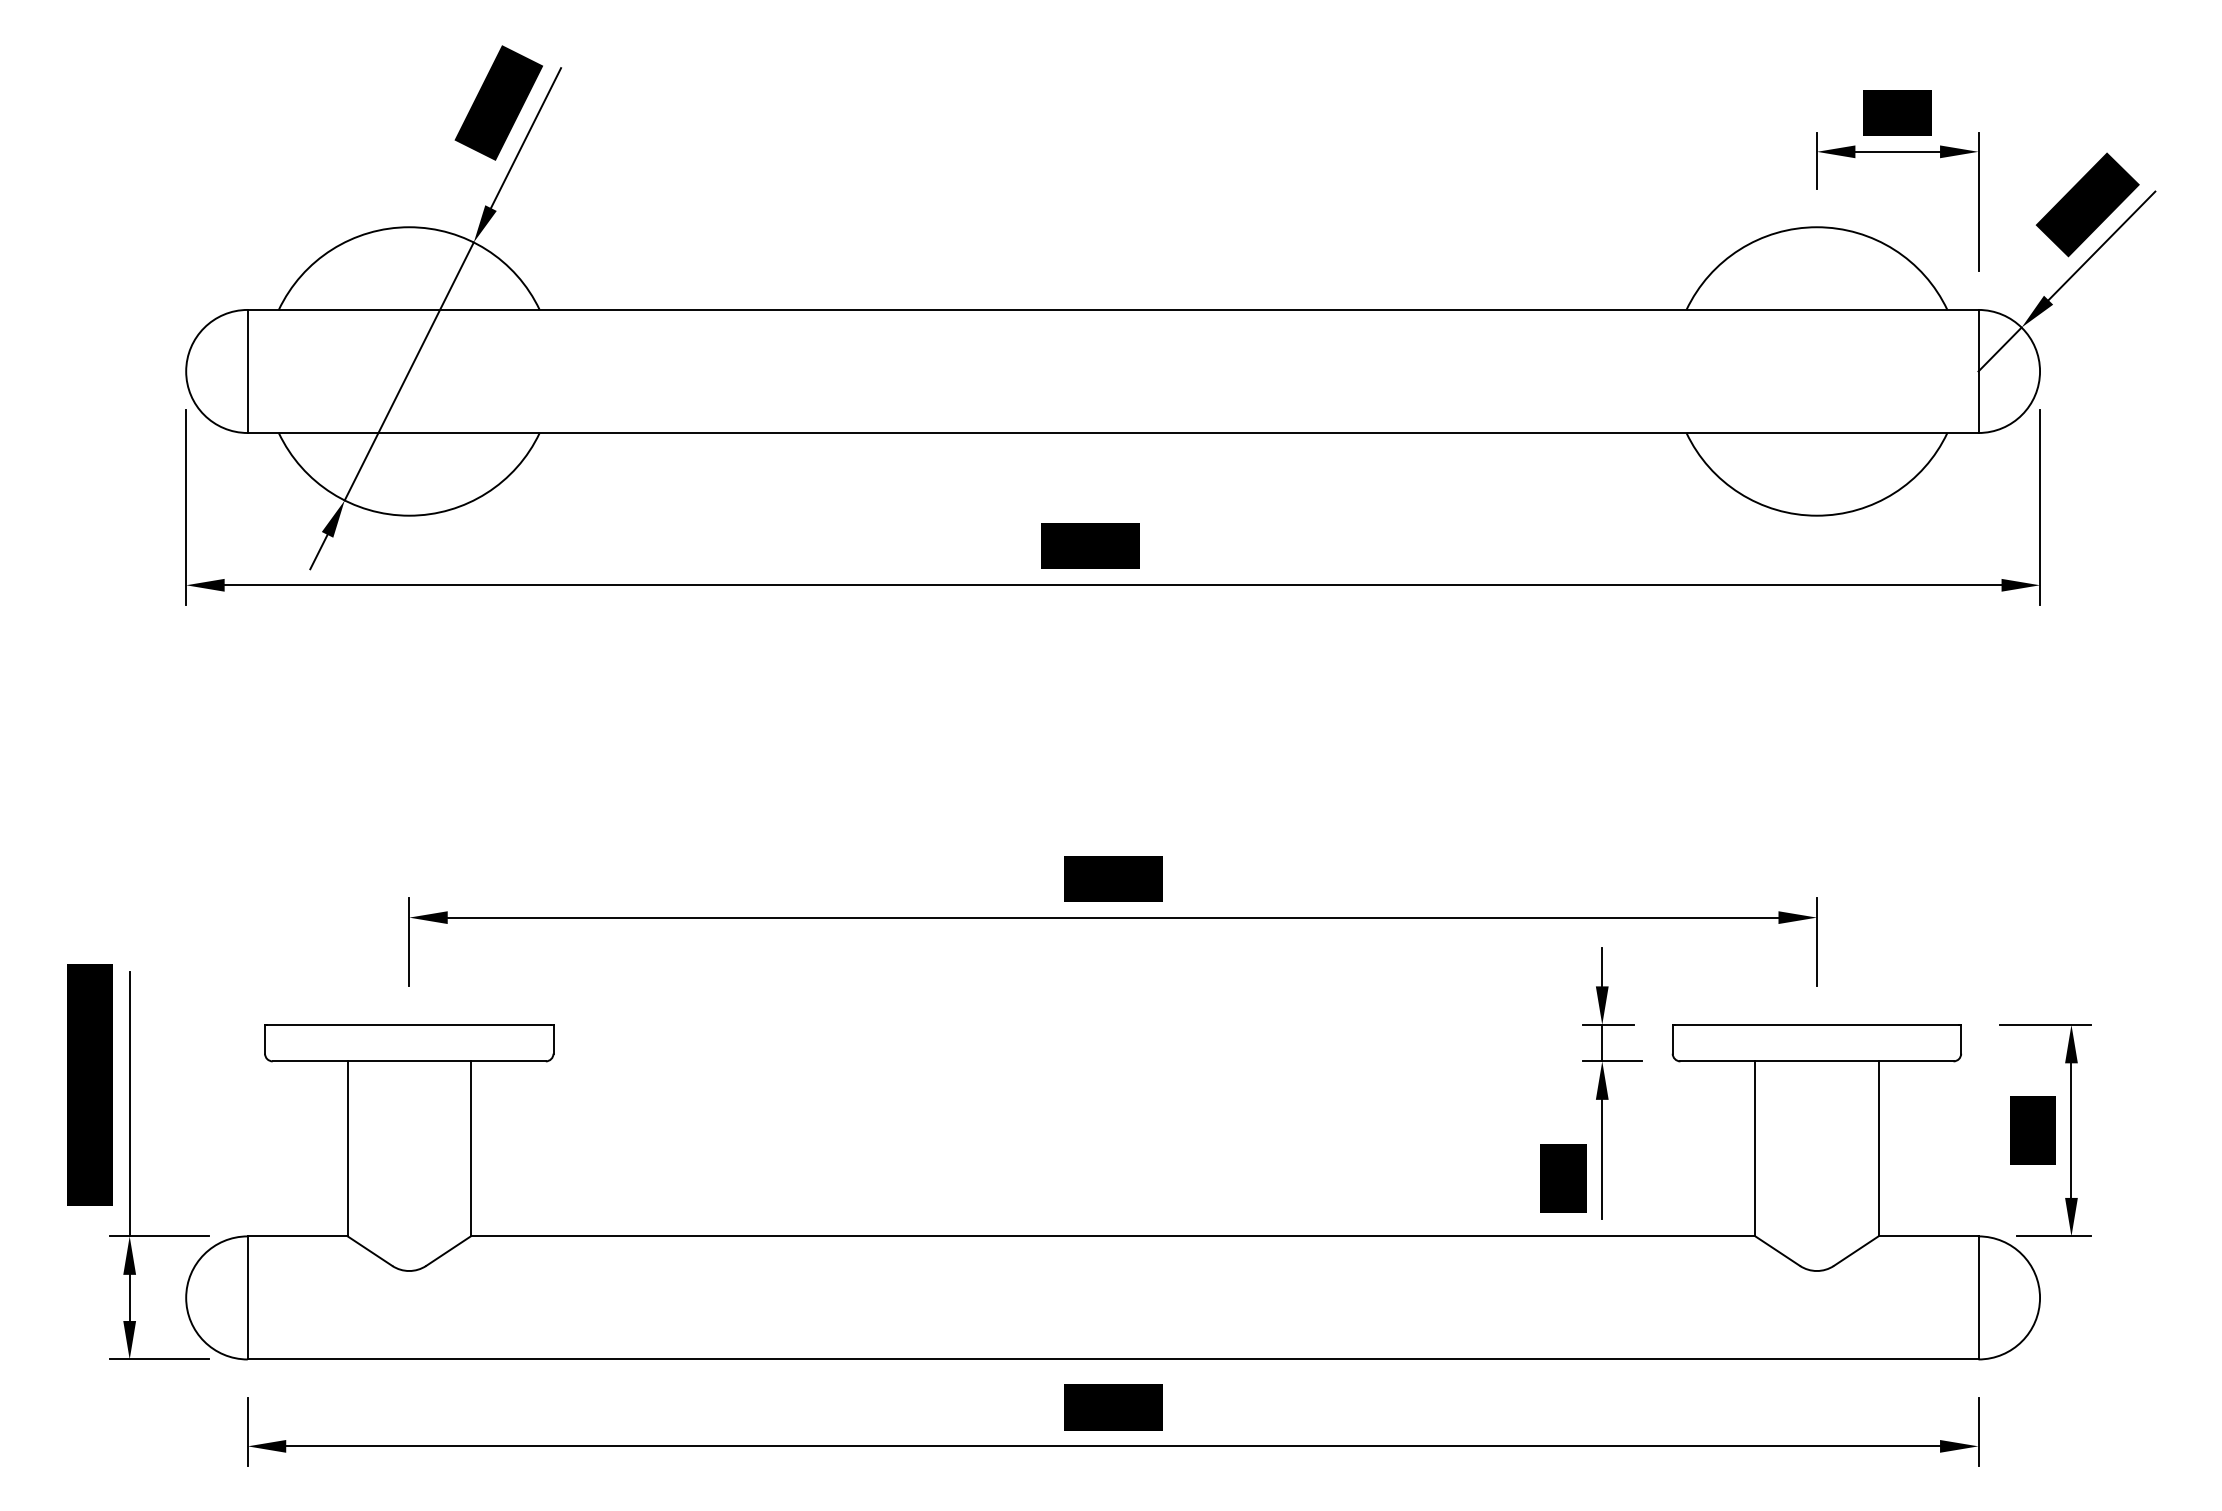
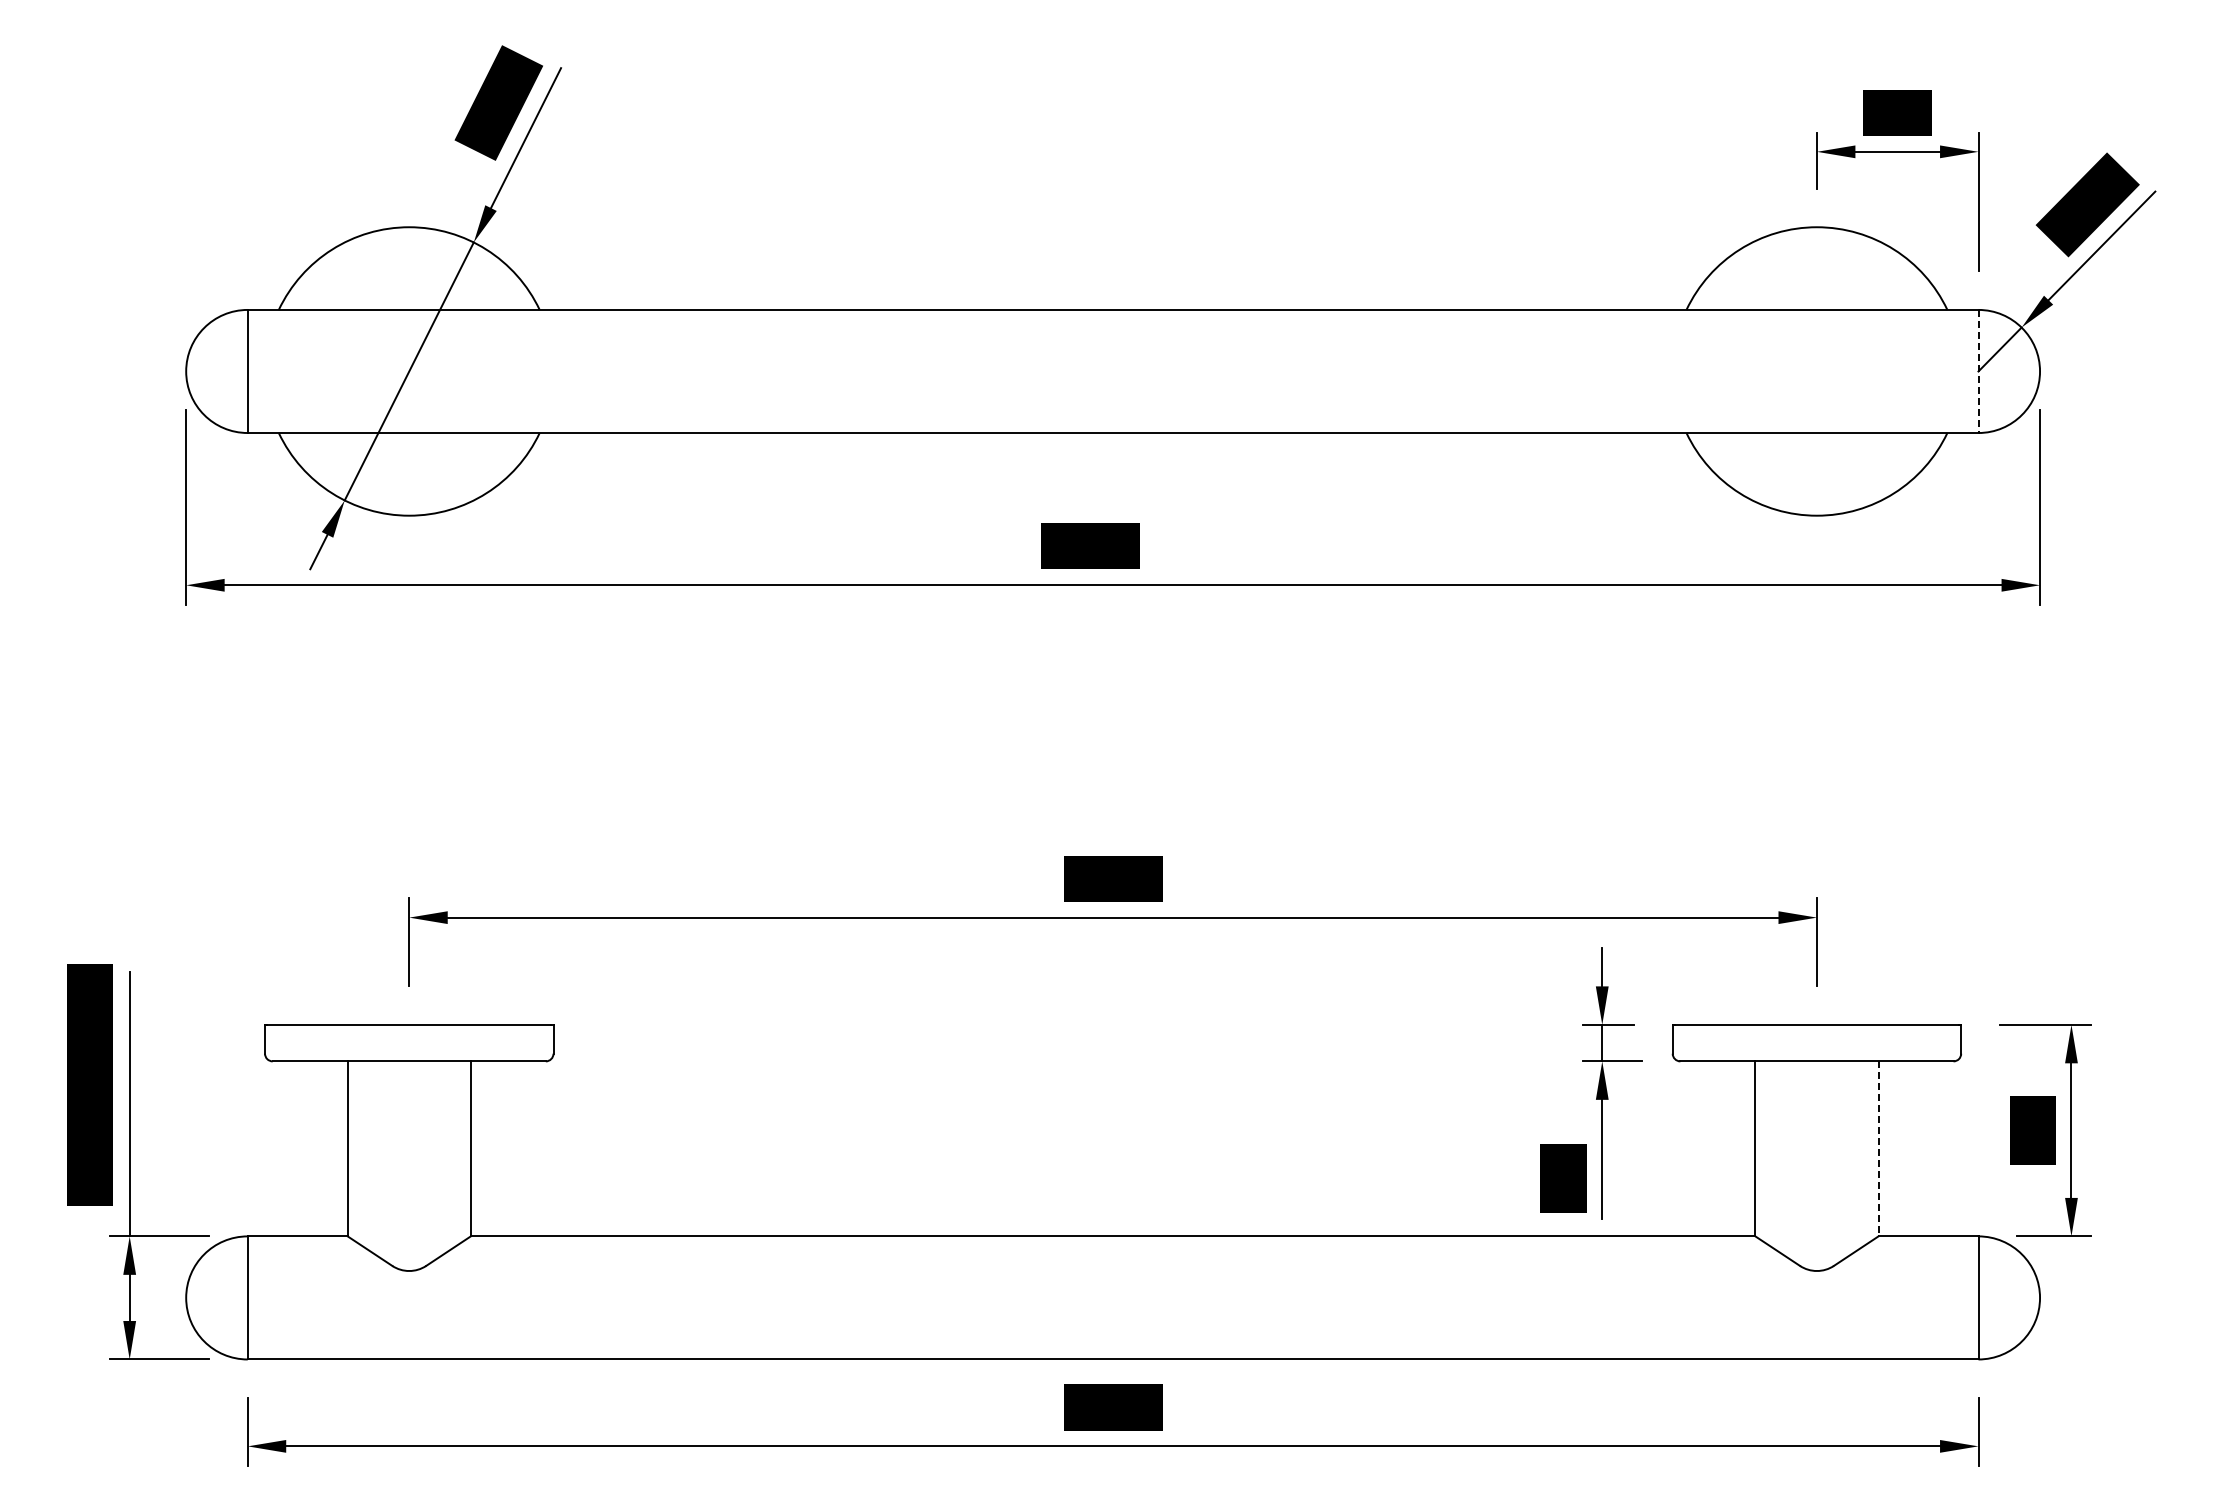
line: solid -> dashed (1978, 371)
line: solid -> dashed (1878, 1149)
